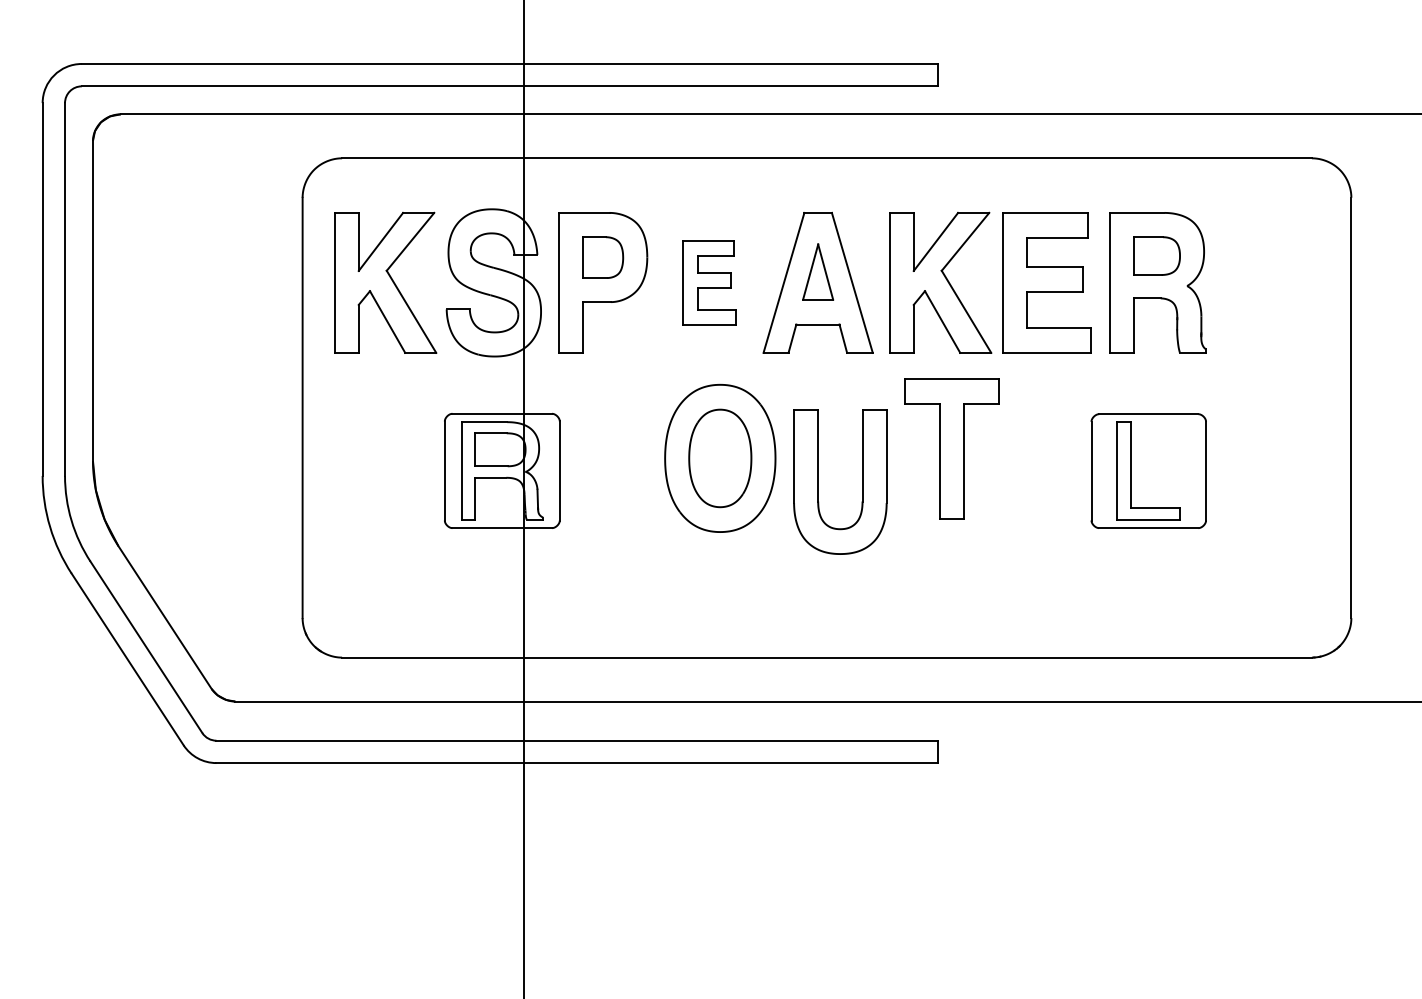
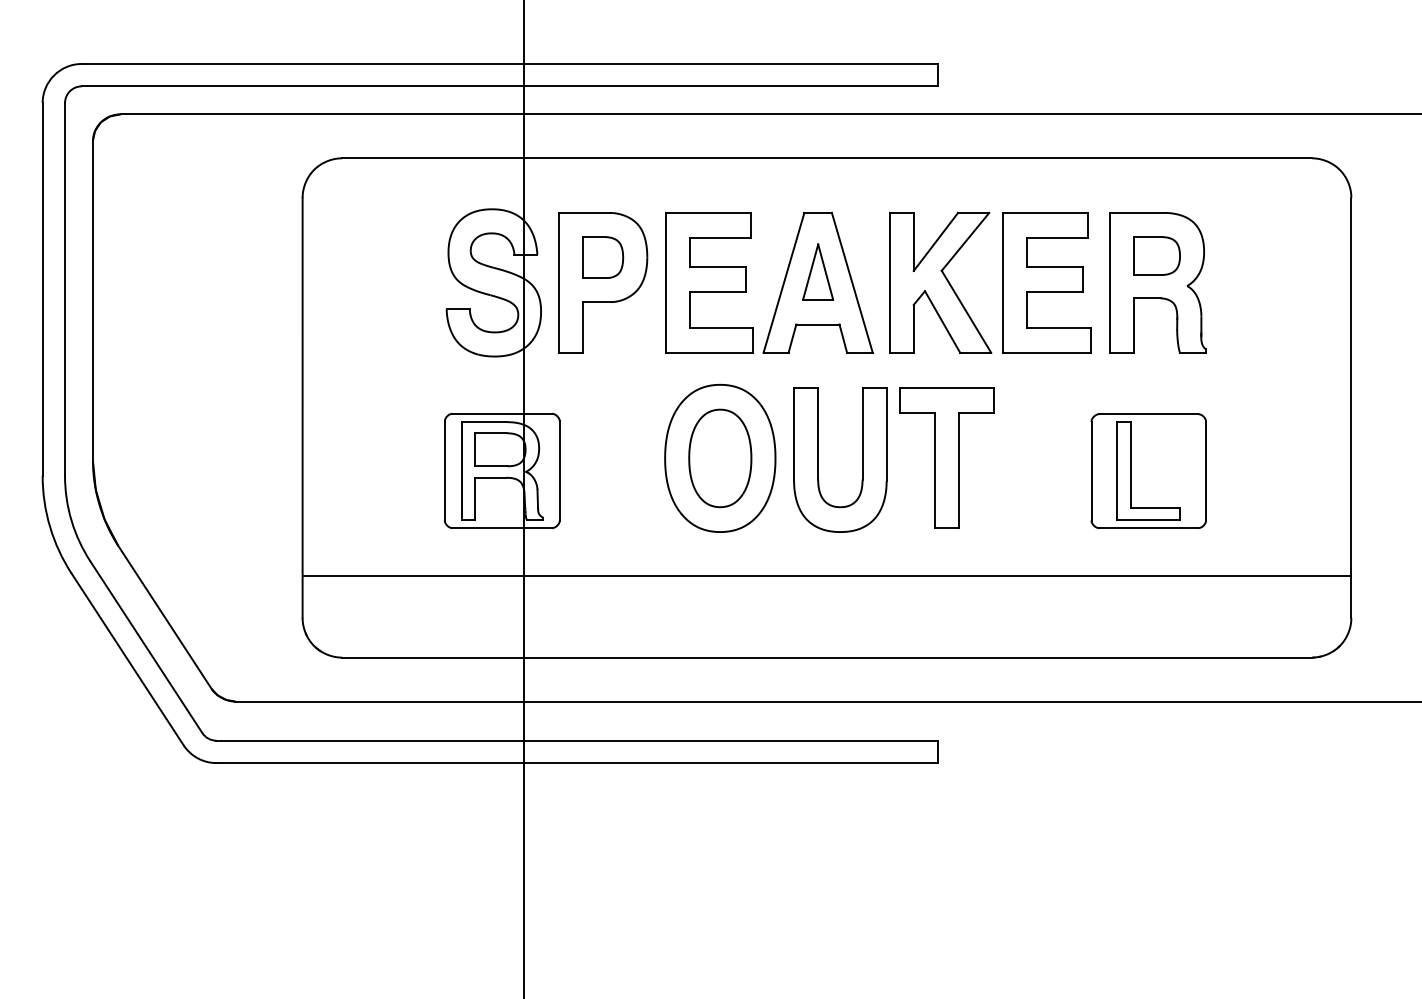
part: present -> none (385, 282)
part size: 55x86 px -> 89x142 px (709, 282)
part position: (951, 448) -> (946, 457) (946, 457)
part position: (818, 481) -> (818, 459) (818, 459)
line: none -> present (826, 576)
